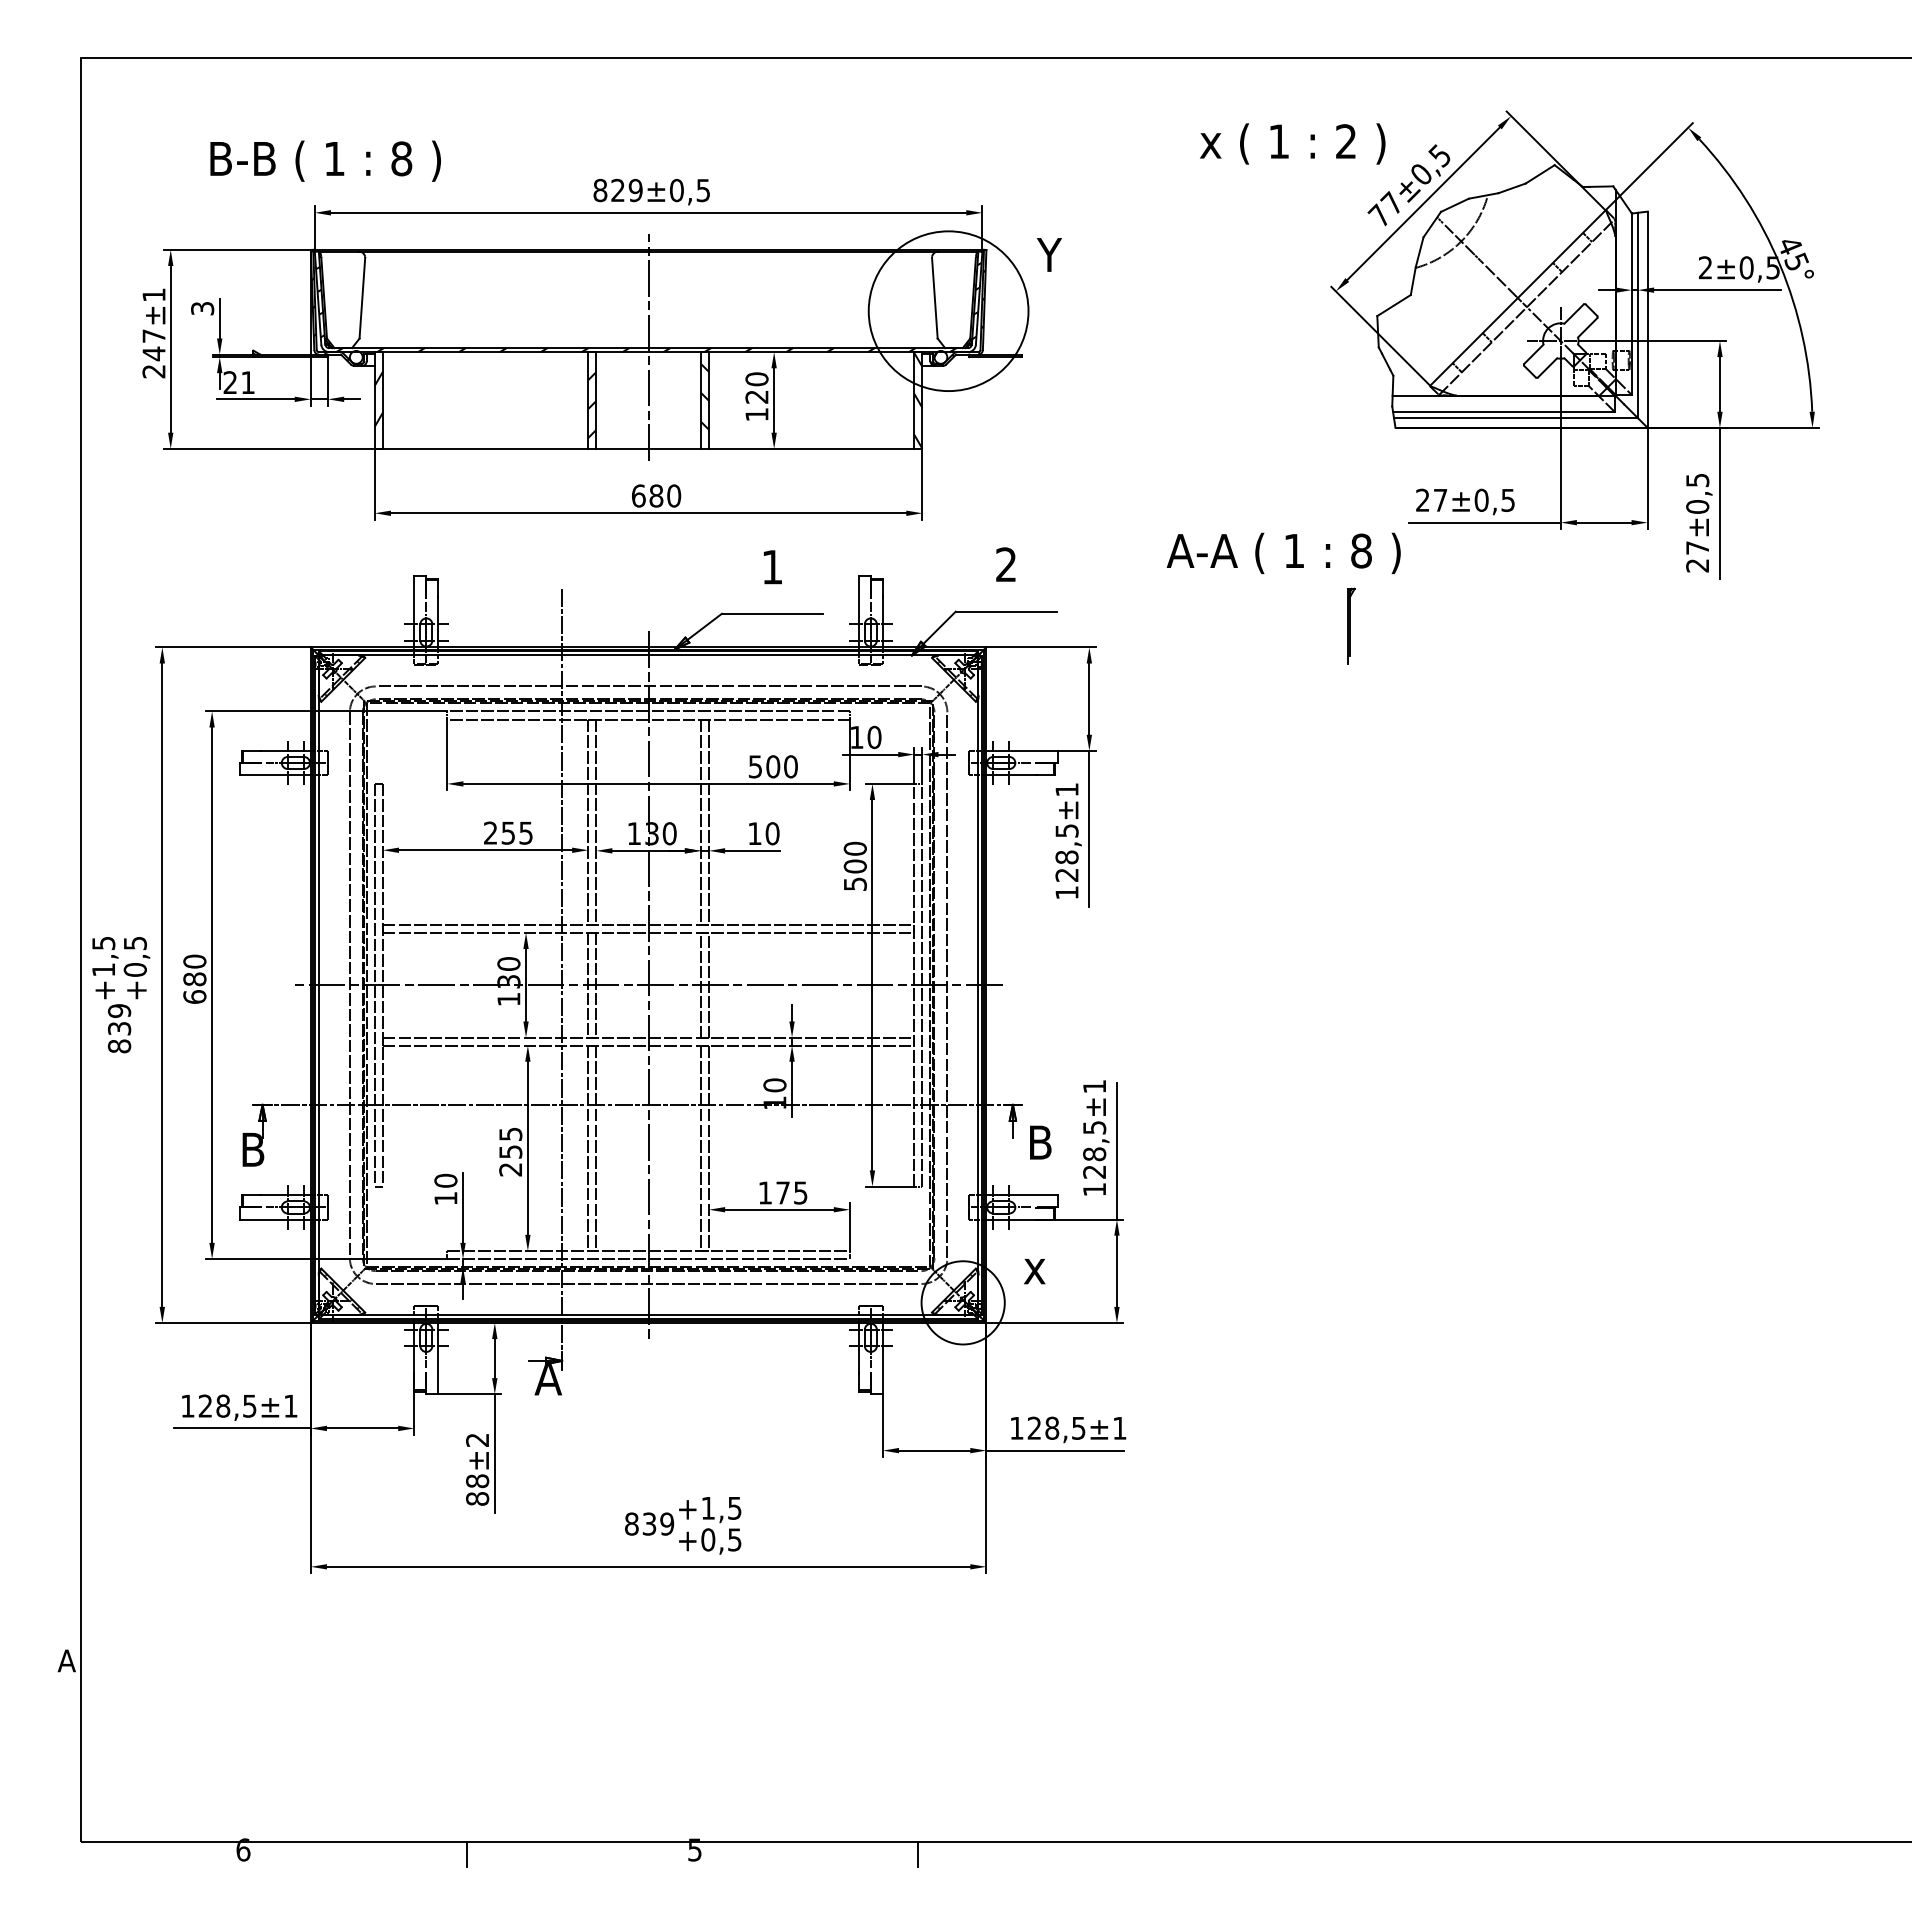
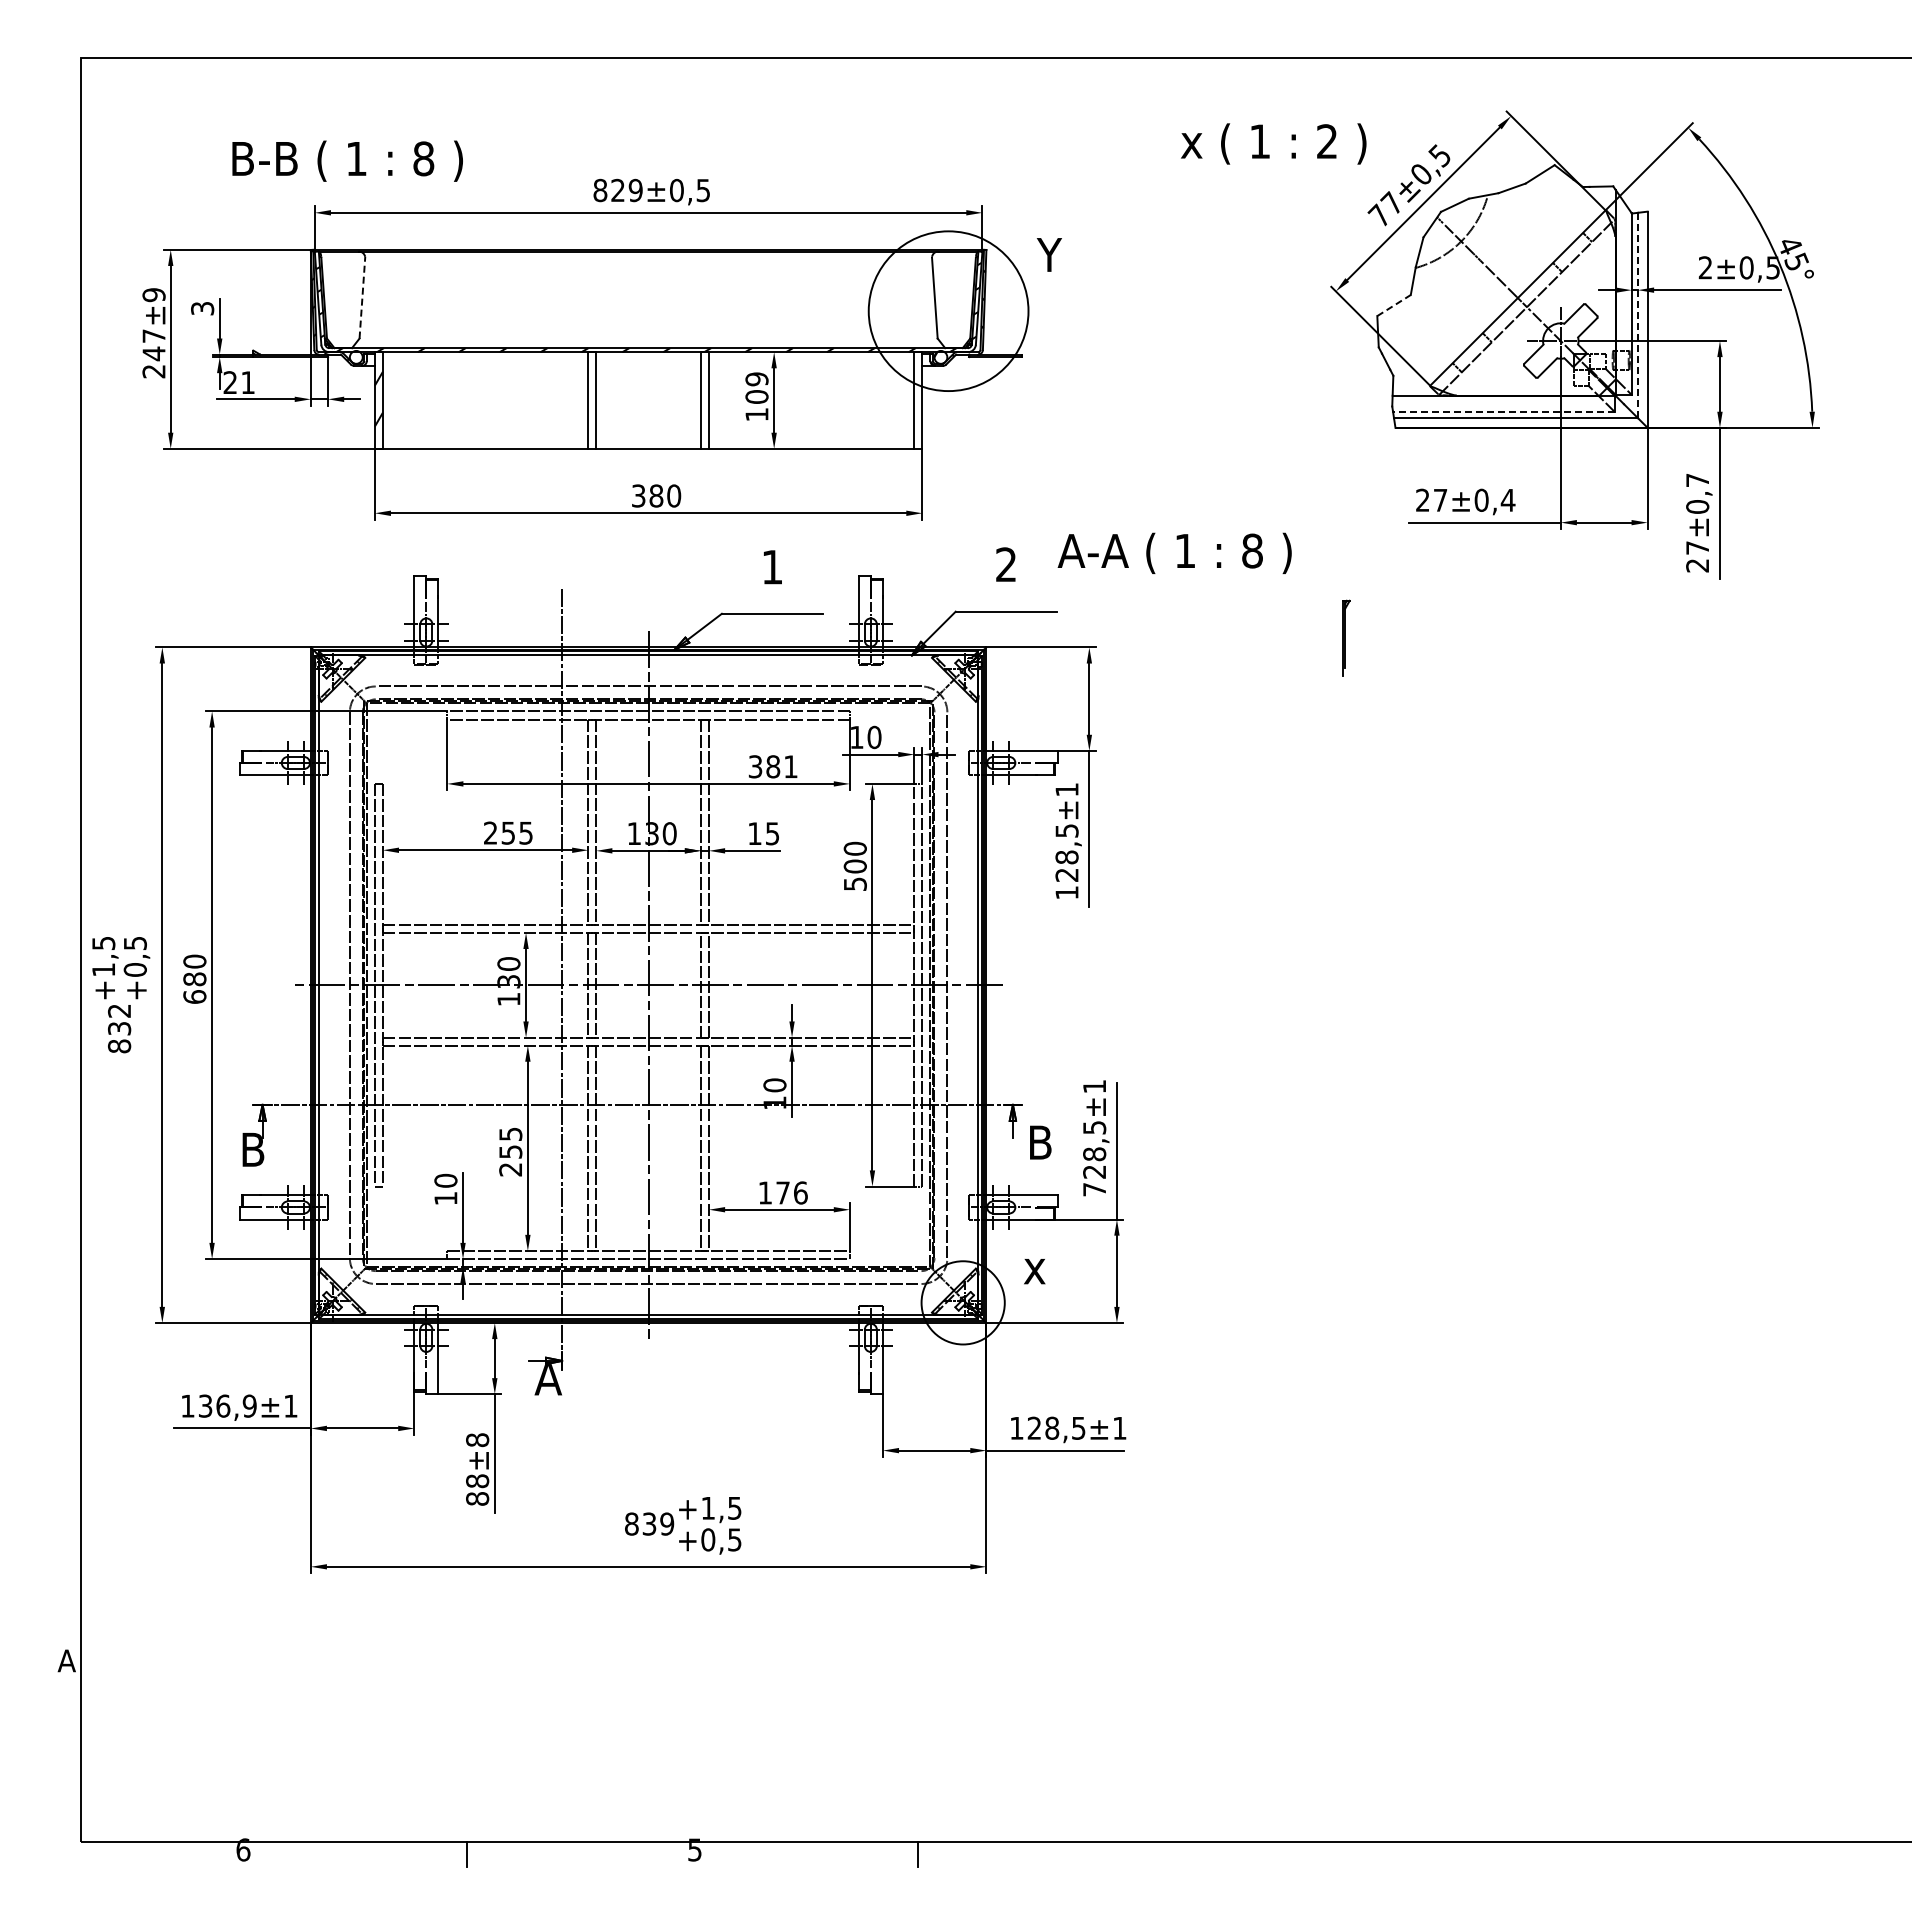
text position: (1292, 143) -> (1273, 143) (1273, 143)
text position: (325, 160) -> (347, 160) (347, 160)
text: ±1 -> ±9 (153, 295)
line: solid -> dashed (362, 297)
line: solid -> dashed (1394, 305)
line: solid -> dashed (1638, 315)
line: present -> none (648, 346)
text: 120 -> 109 (756, 387)
hatch: present -> none (704, 396)
hatch: present -> none (918, 400)
hatch: present -> none (592, 405)
line: solid -> dashed (1503, 411)
text: ±0,5 -> ±0,7 (1697, 480)
text: 680 -> 380 (638, 495)
text: ±0,5 -> ±0,4 (1507, 500)
text position: (1283, 552) -> (1174, 552) (1174, 552)
part position: (1351, 625) -> (1346, 637) (1346, 637)
text: 500 -> 381 (773, 766)
text: 10 -> 15 (772, 833)
text: 839 -> 832 (119, 1010)
text: 128,5 -> 728,5 (1094, 1189)
text: 175 -> 176 (800, 1192)
text: 128,5 -> 136,9 (227, 1405)
text: ±2 -> ±8 (477, 1440)
